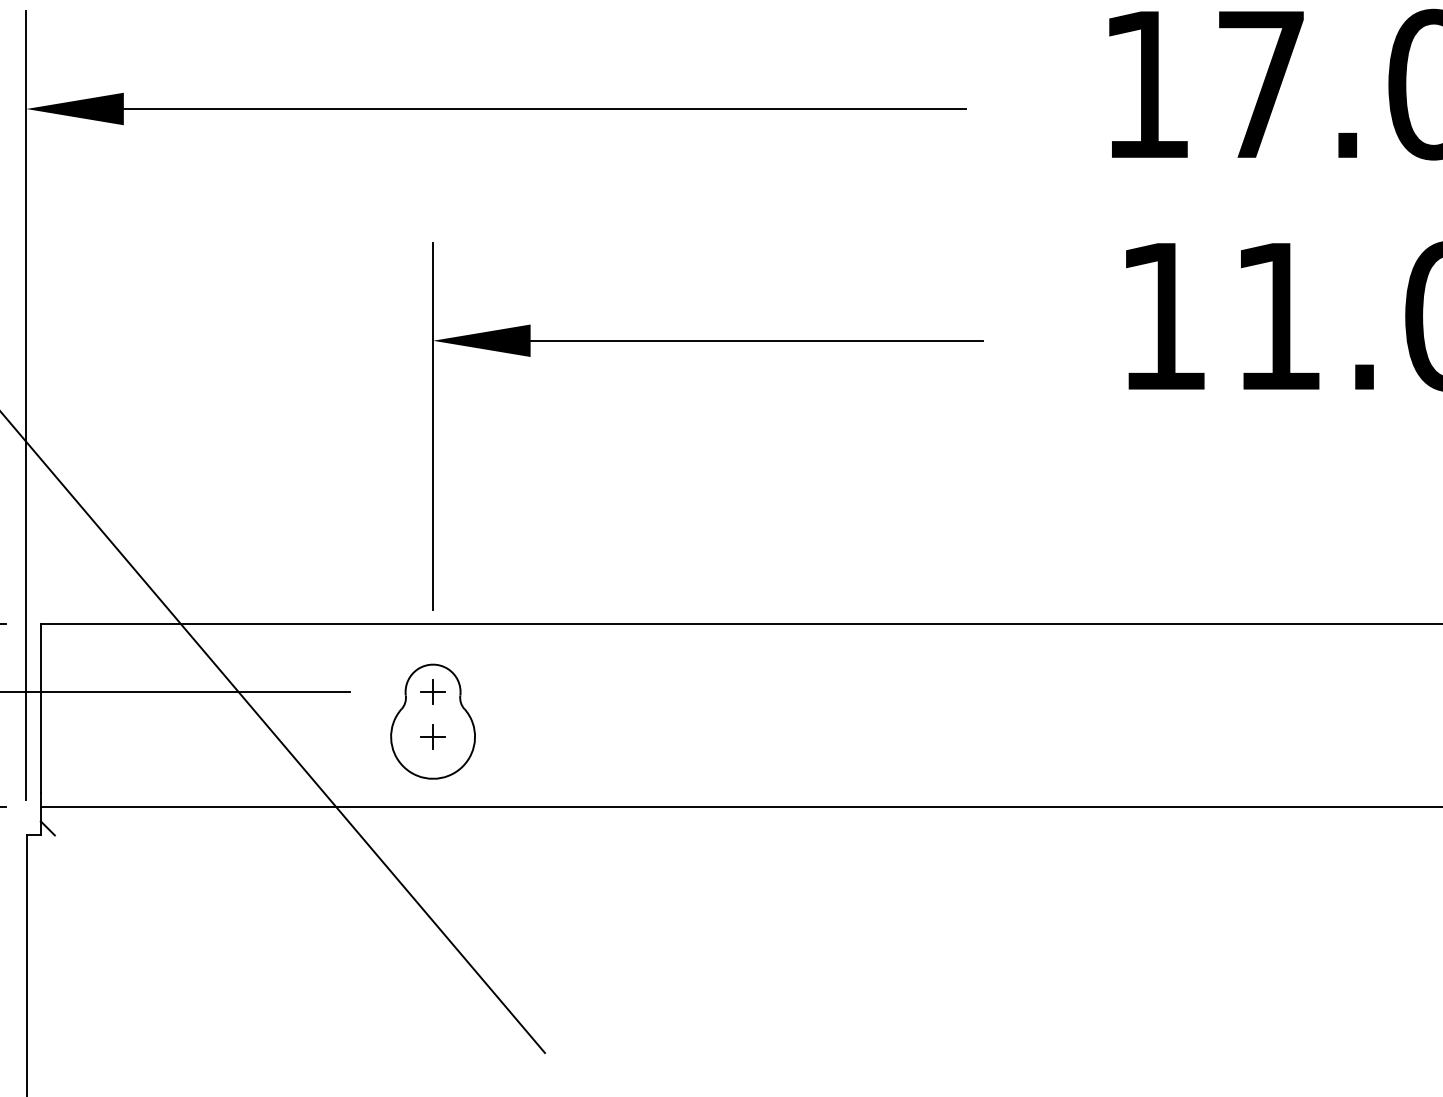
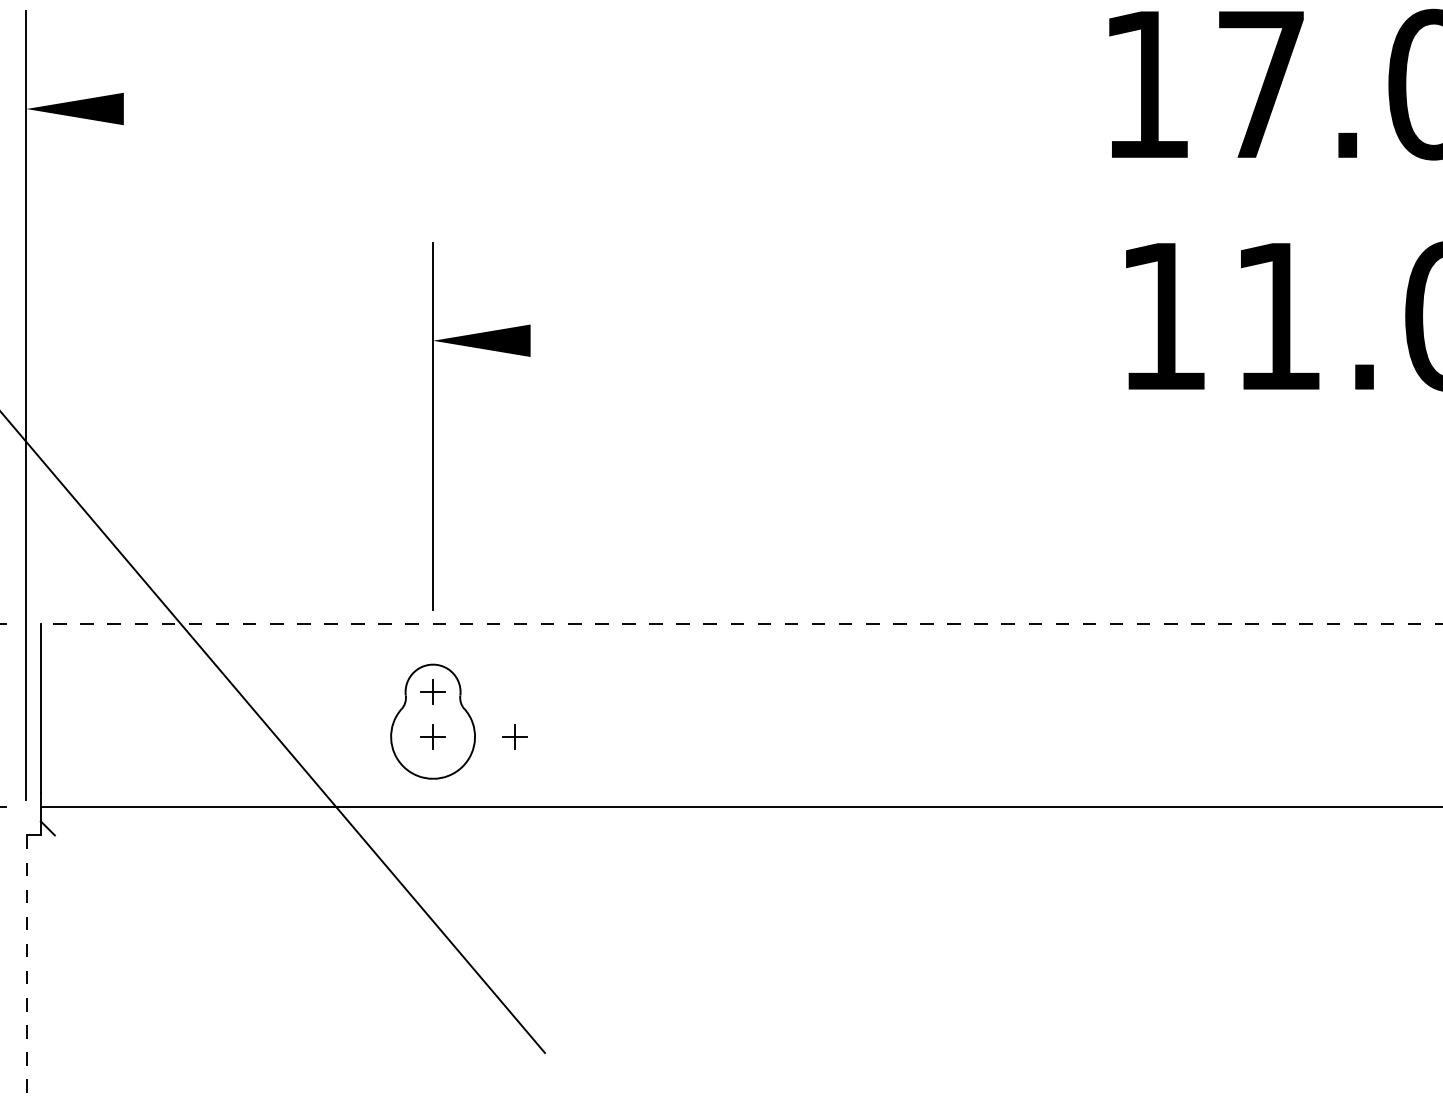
line: present -> none (544, 109)
line: present -> none (756, 340)
line: solid -> dashed (741, 624)
line: present -> none (176, 692)
part: none -> present (514, 736)
line: solid -> dashed (26, 966)
